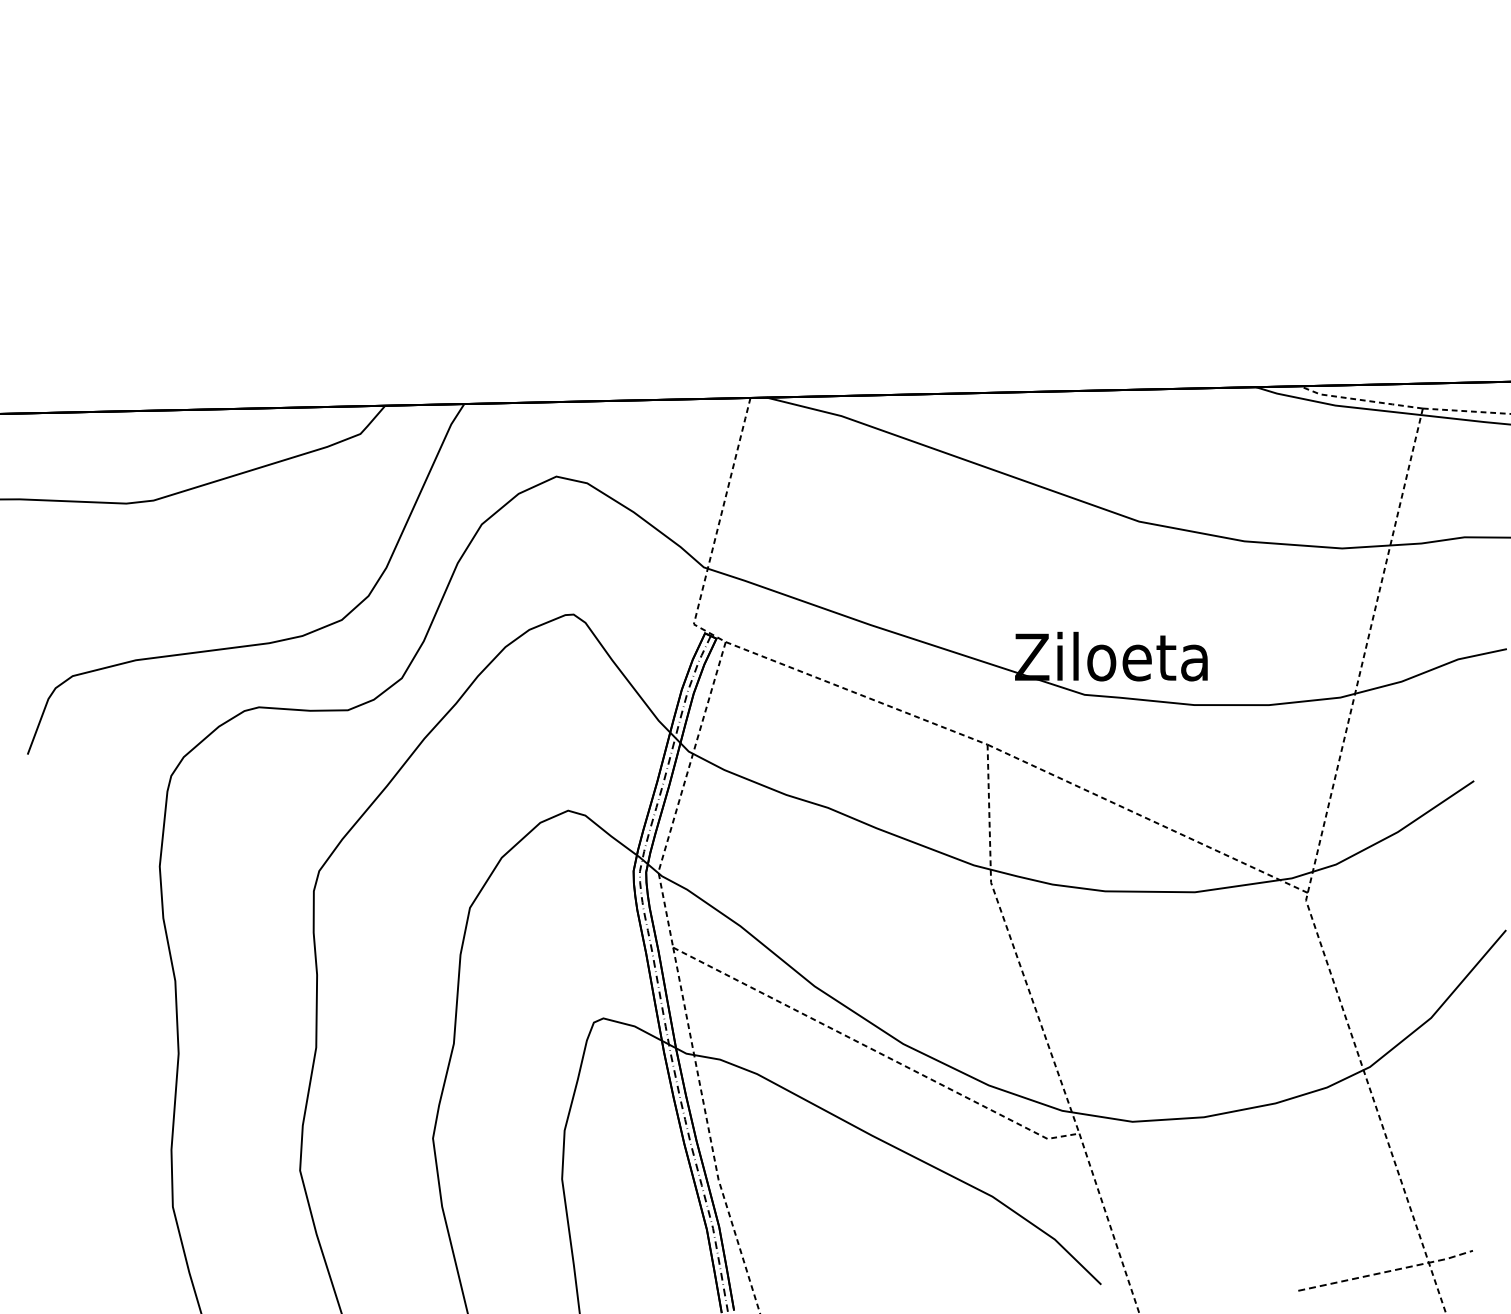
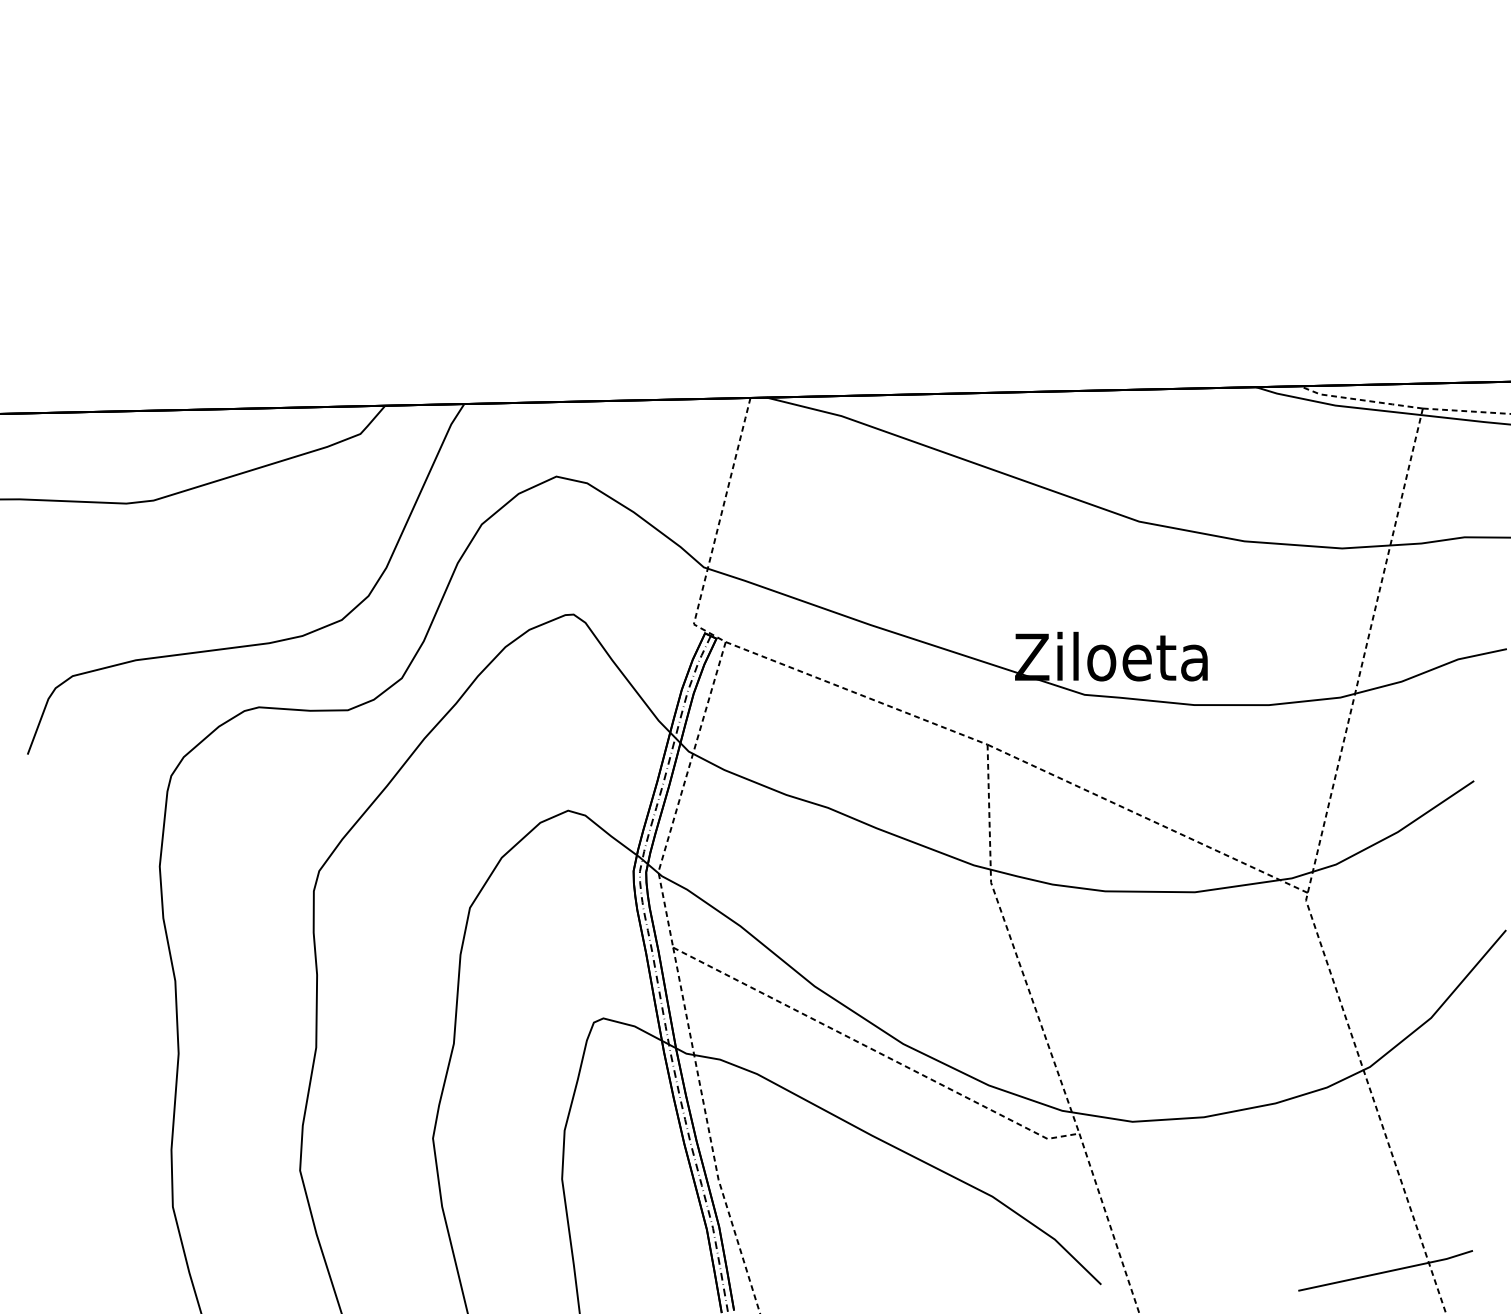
line: dashed -> solid (1387, 1271)
